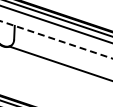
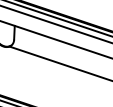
line: dashed -> solid (56, 39)
